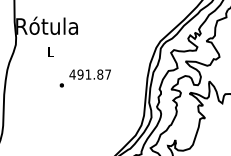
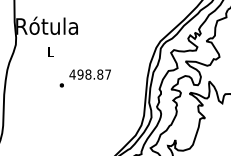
text: 491.87 -> 498.87 (88, 74)
